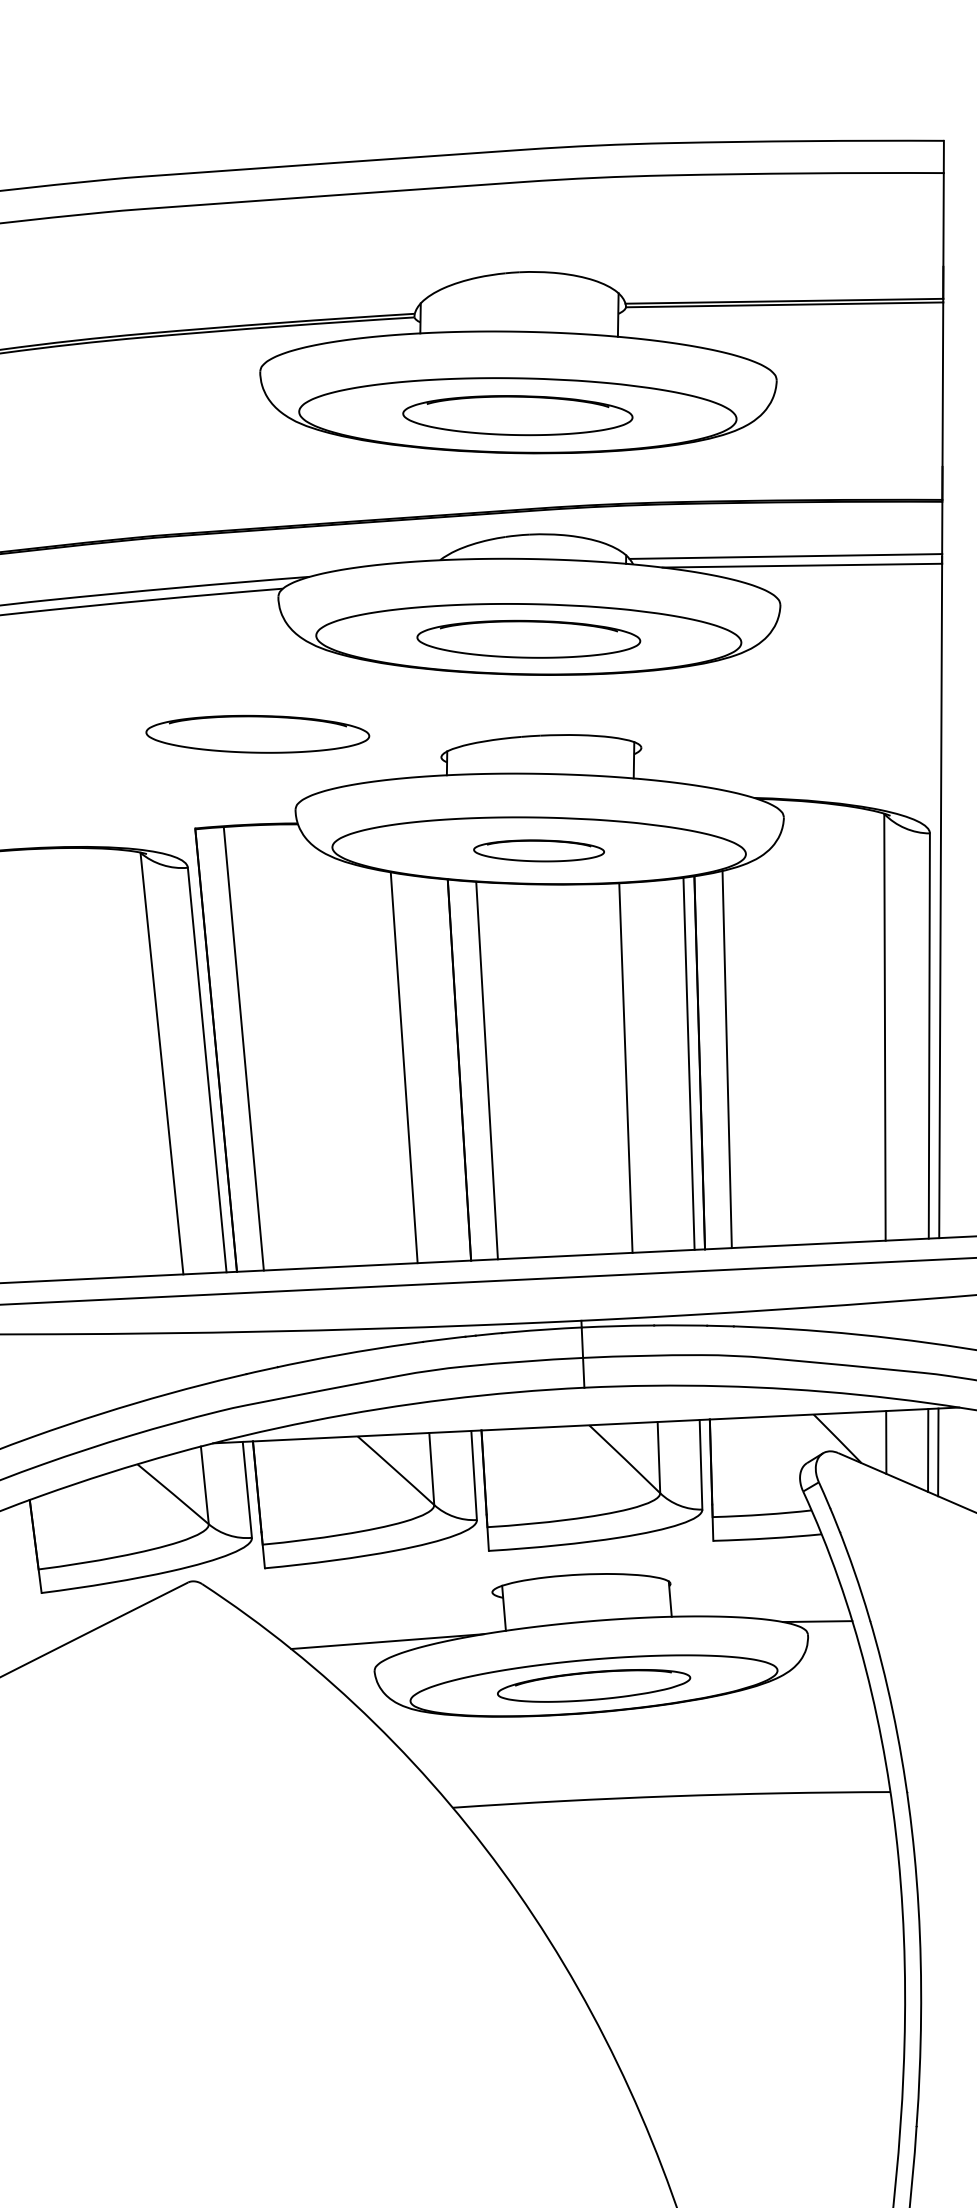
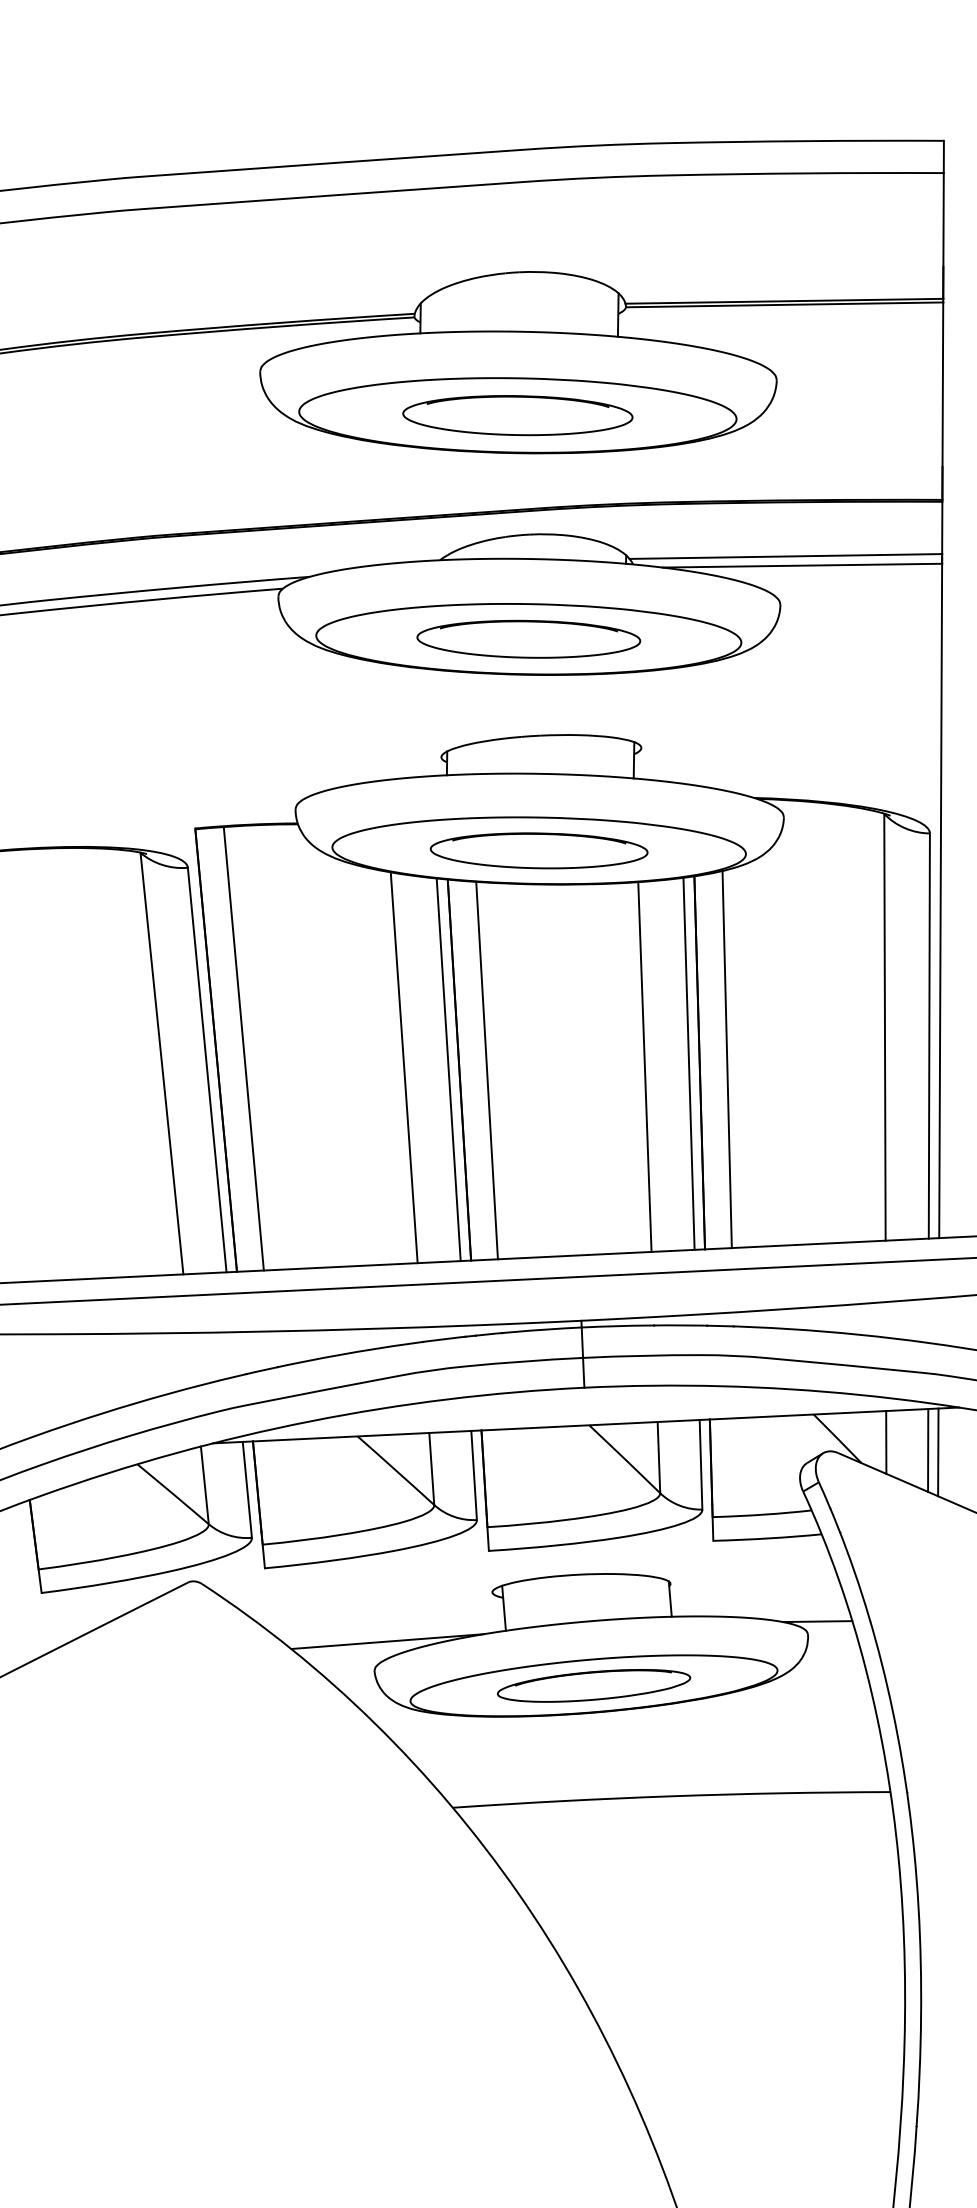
part: present -> none (257, 733)
part size: 132x24 px -> 220x38 px (538, 850)
line position: (625, 1067) -> (644, 1066) (644, 1066)
line: none -> present (448, 1069)
